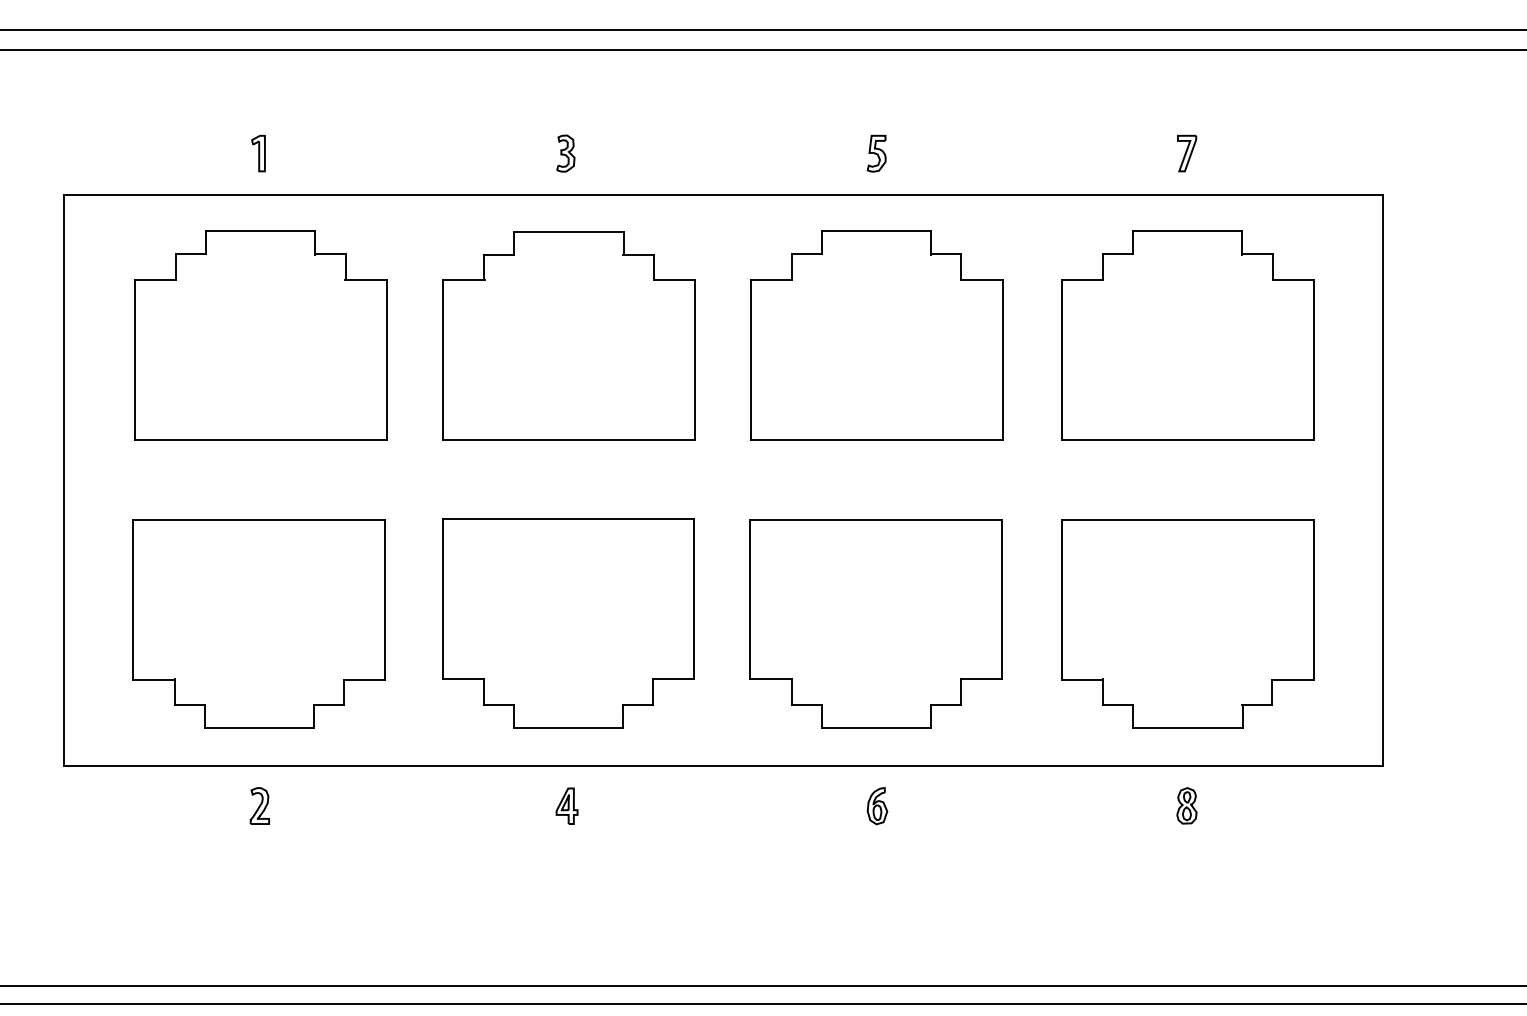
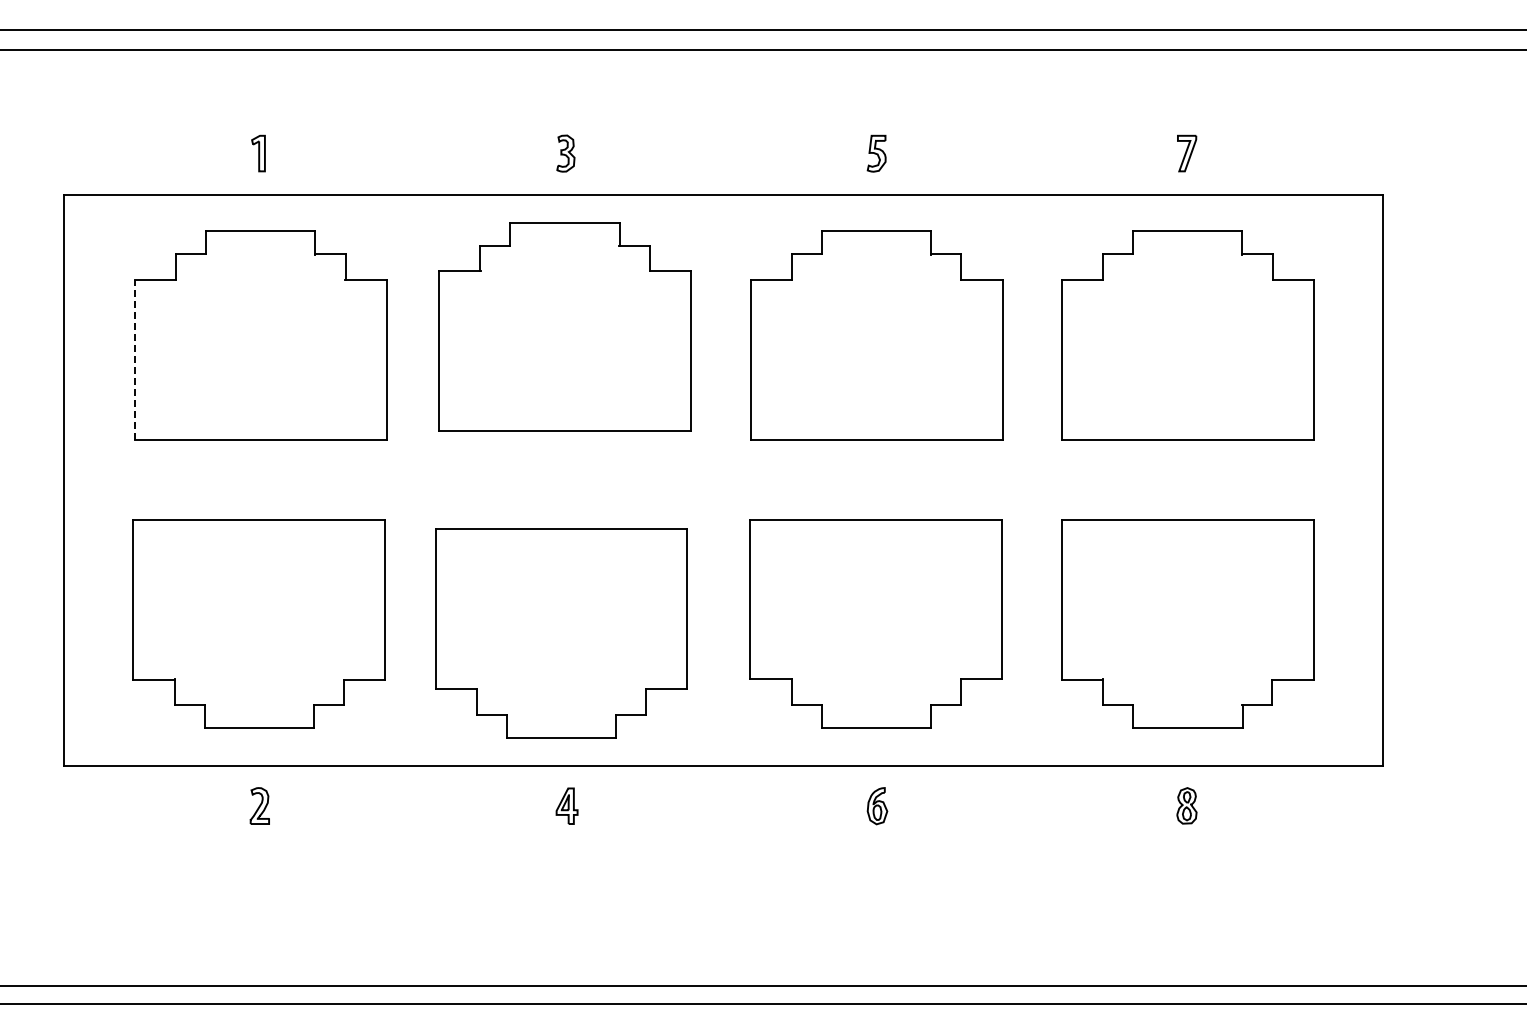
part position: (568, 335) -> (564, 326) (564, 326)
line: solid -> dashed (134, 359)
part position: (568, 623) -> (561, 633) (561, 633)
